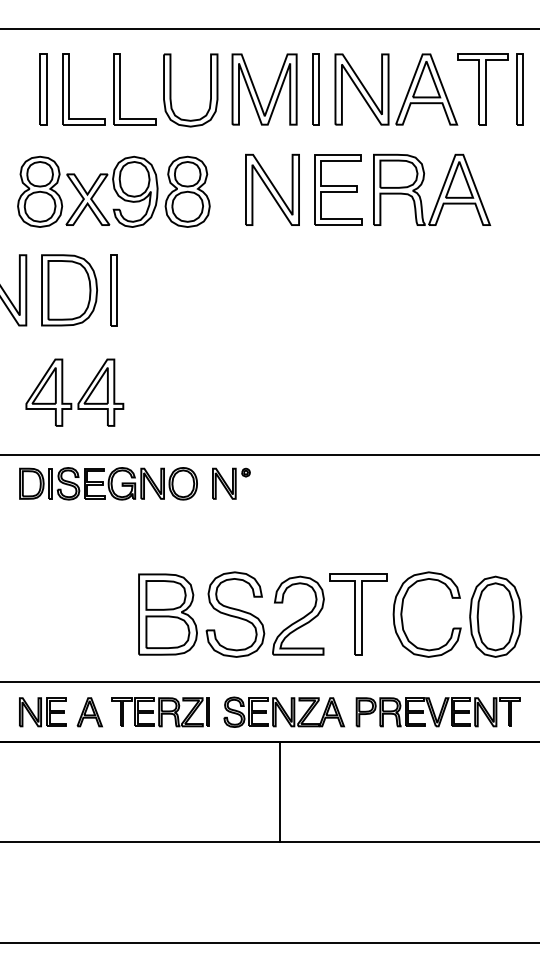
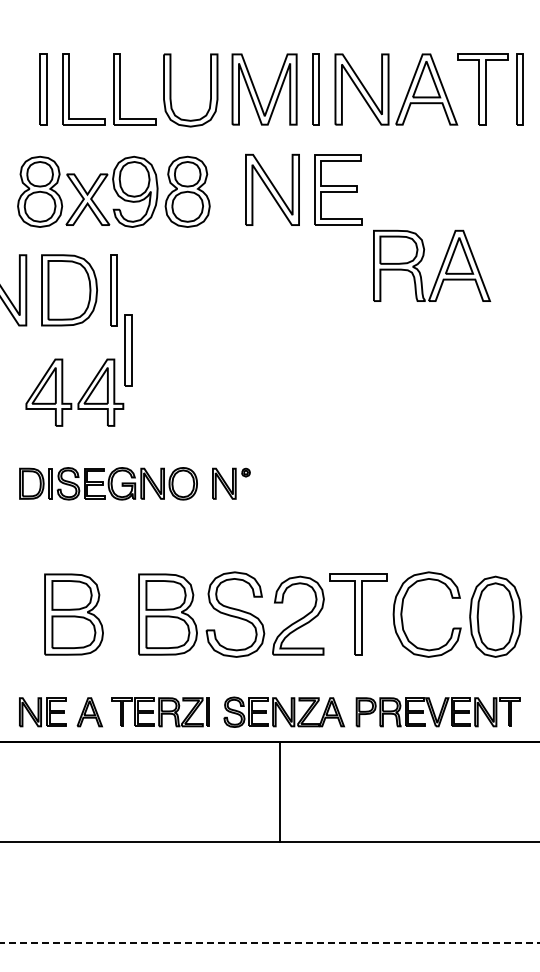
line: present -> none (269, 29)
part position: (439, 193) -> (439, 269) (439, 269)
part: none -> present (128, 350)
line: present -> none (269, 454)
part: none -> present (73, 614)
line: present -> none (269, 681)
line: solid -> dashed (270, 942)
